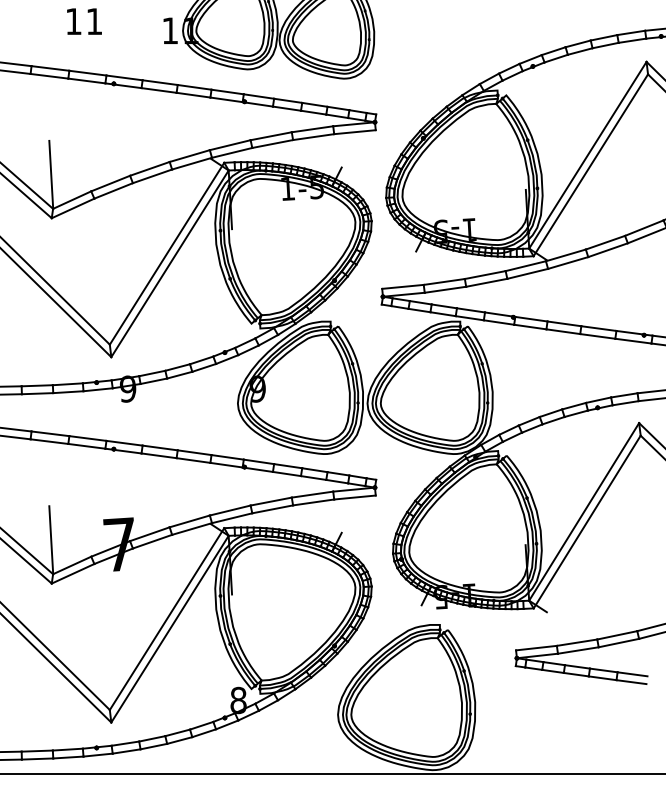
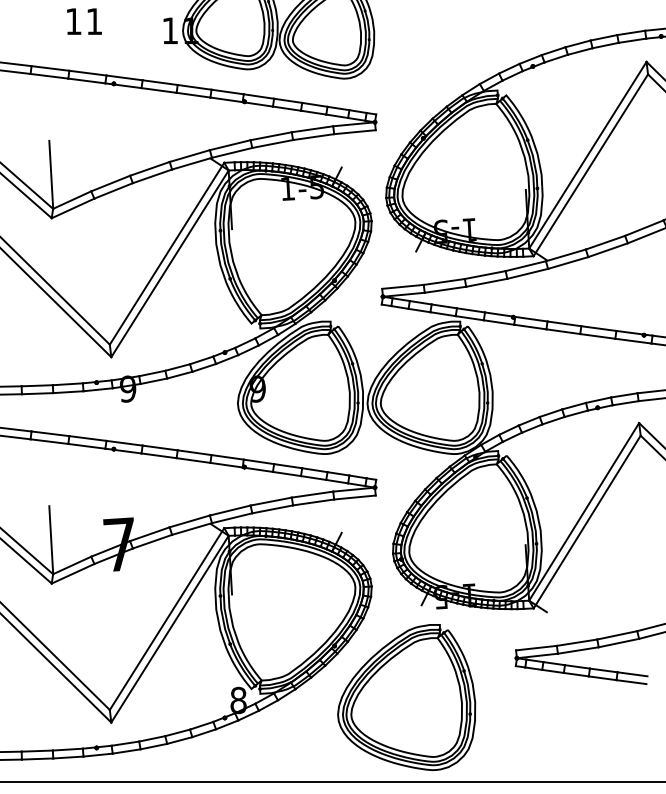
line position: (332, 773) -> (332, 781) (332, 781)
